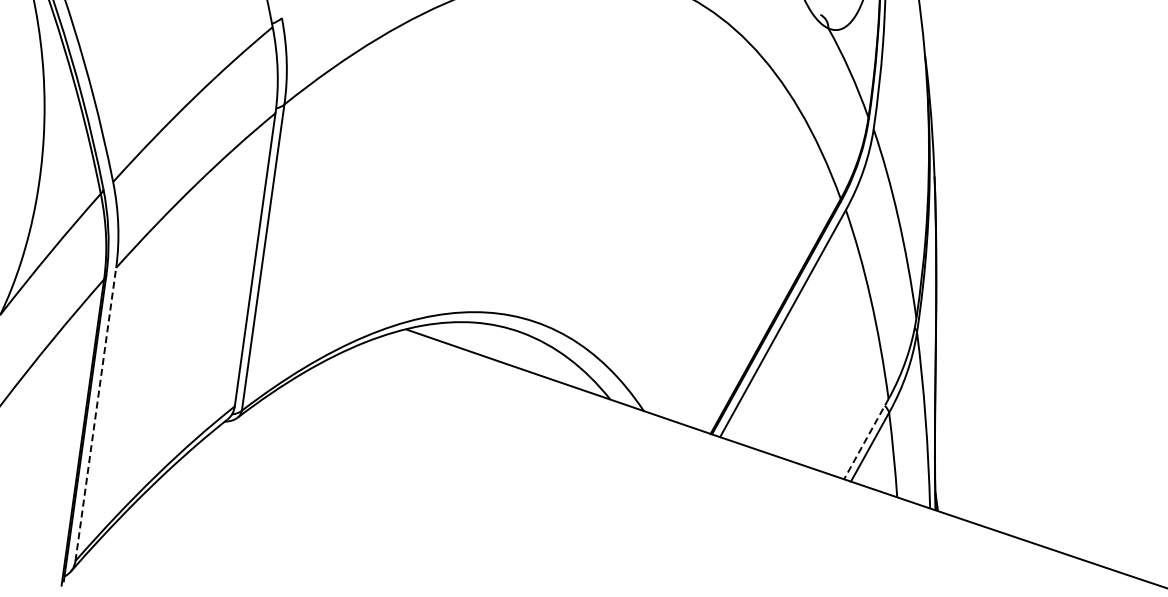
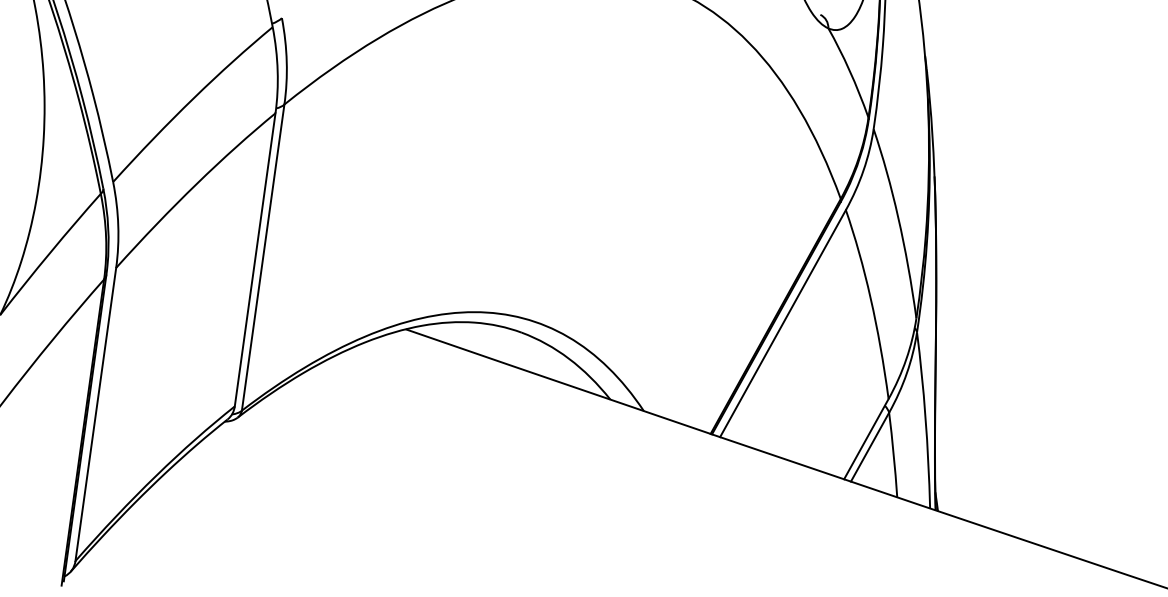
line: dashed -> solid (95, 414)
line: dashed -> solid (866, 439)
